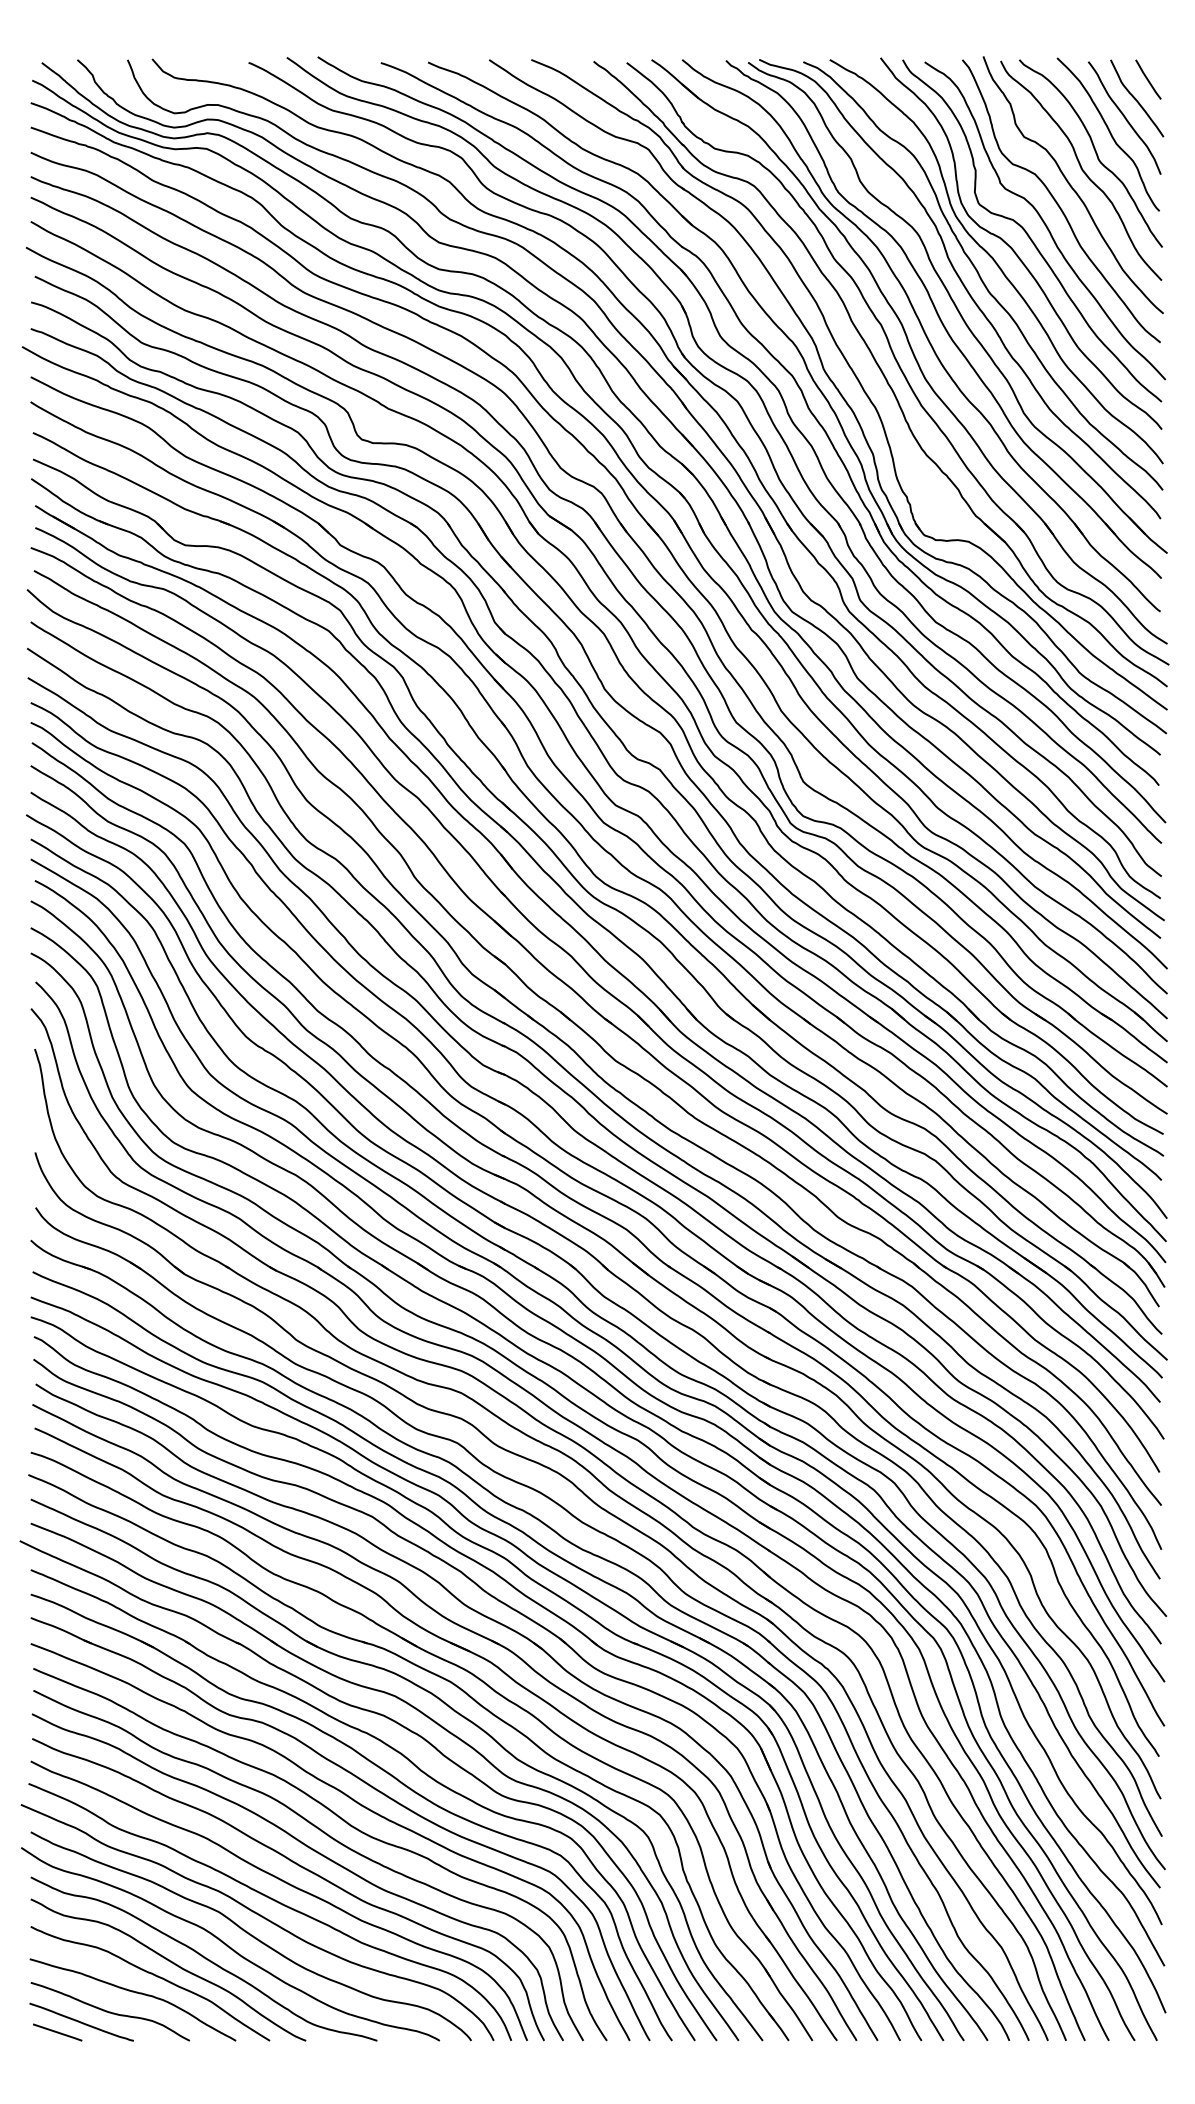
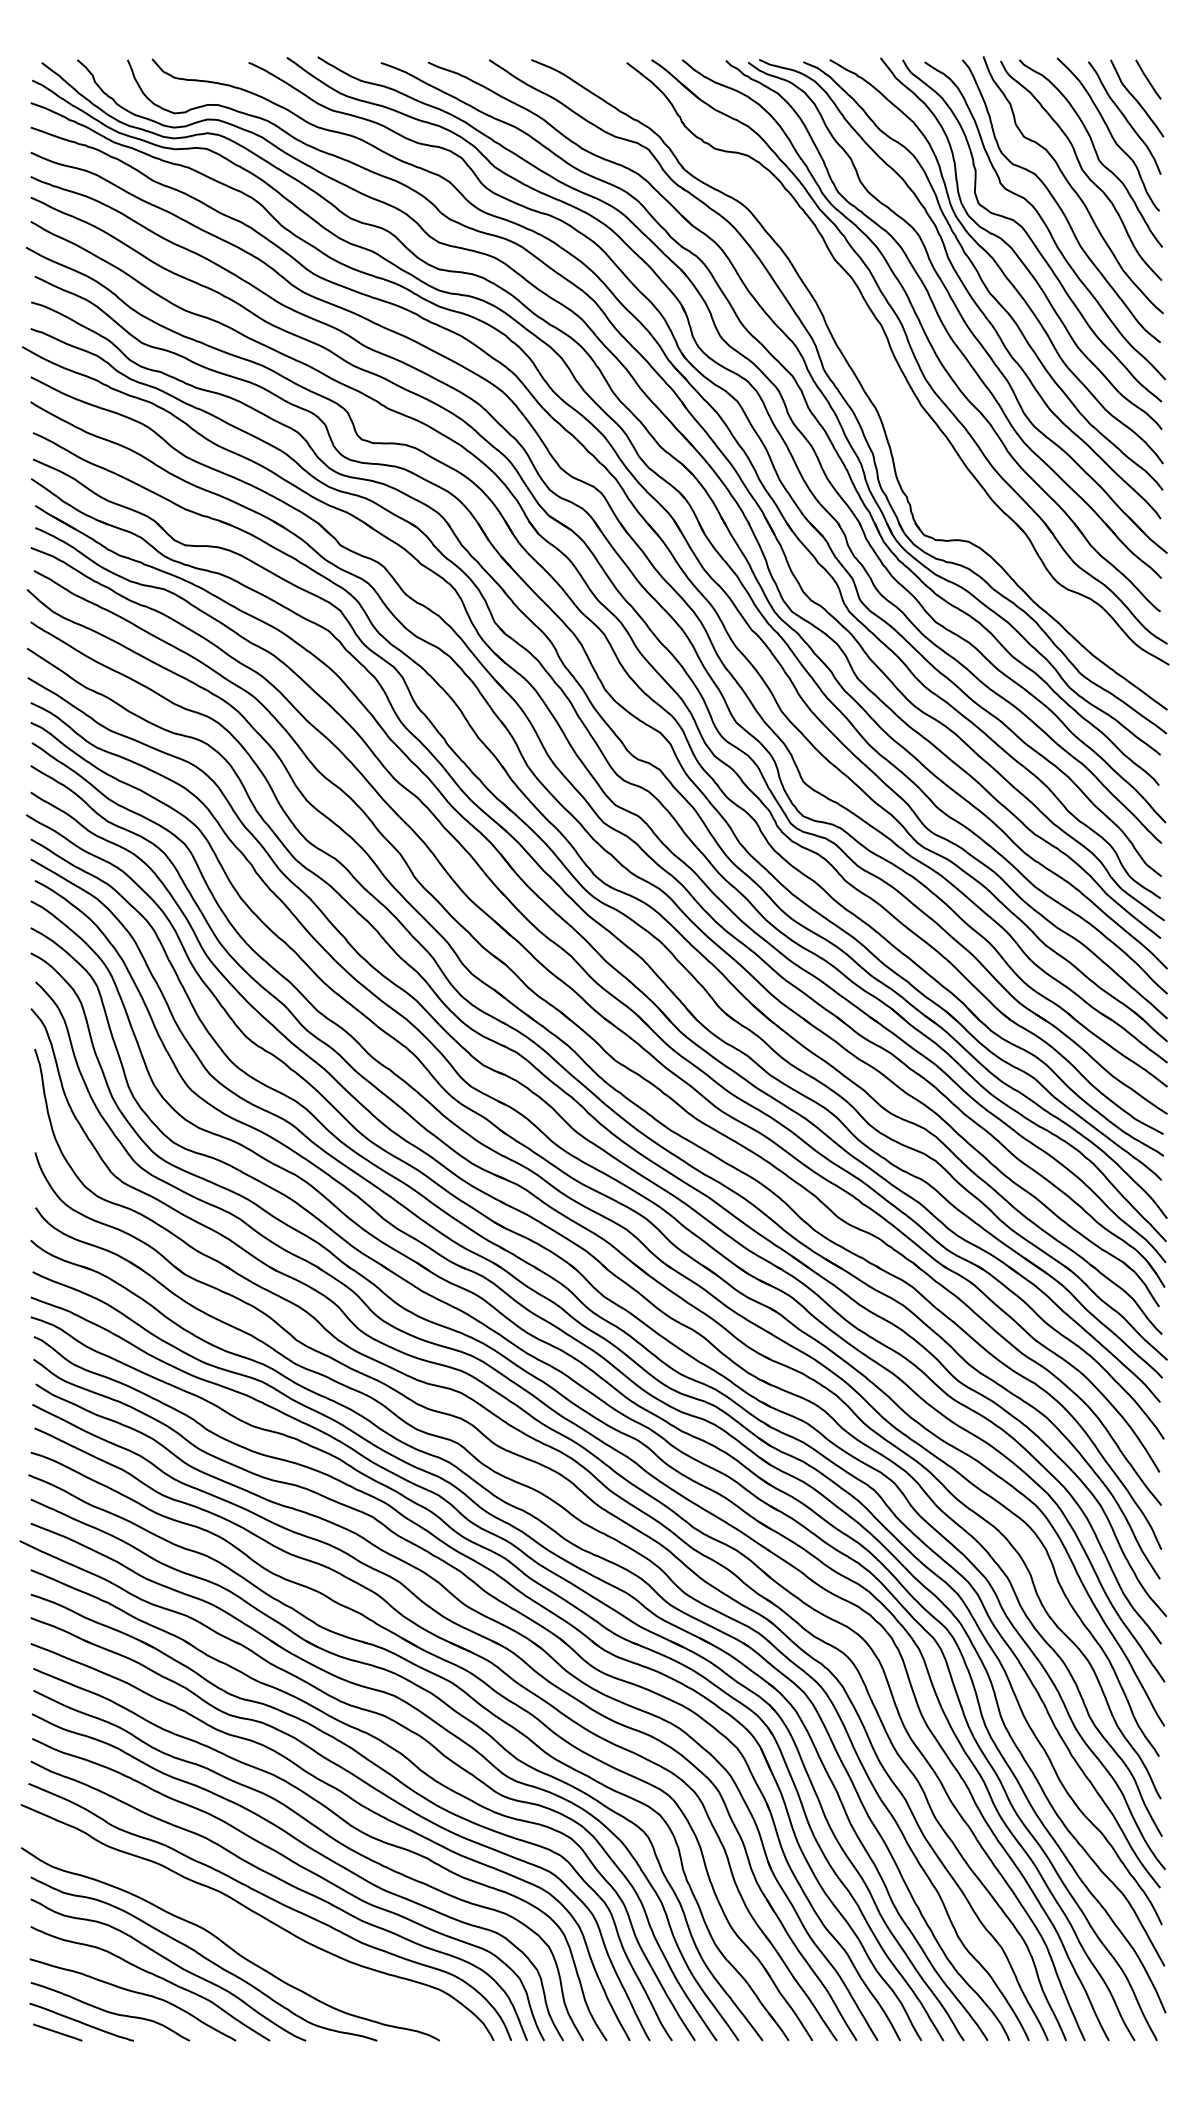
part: present -> none (880, 374)
curve: present -> none (250, 1935)
